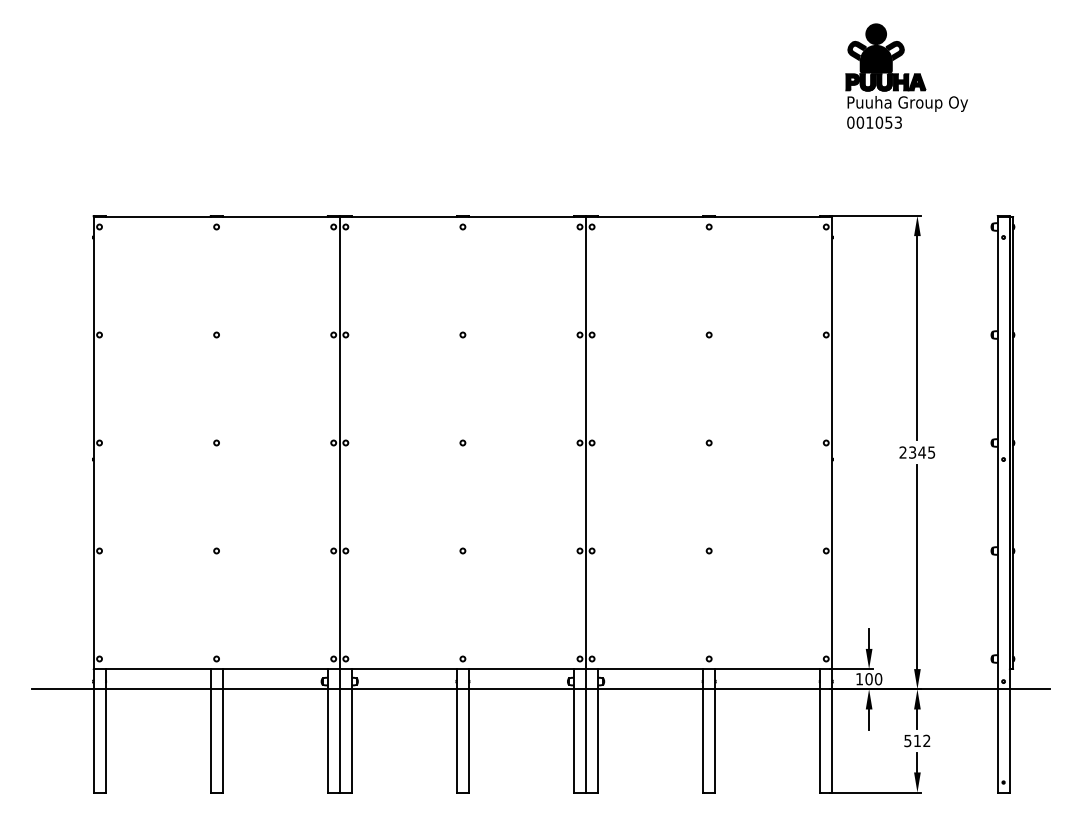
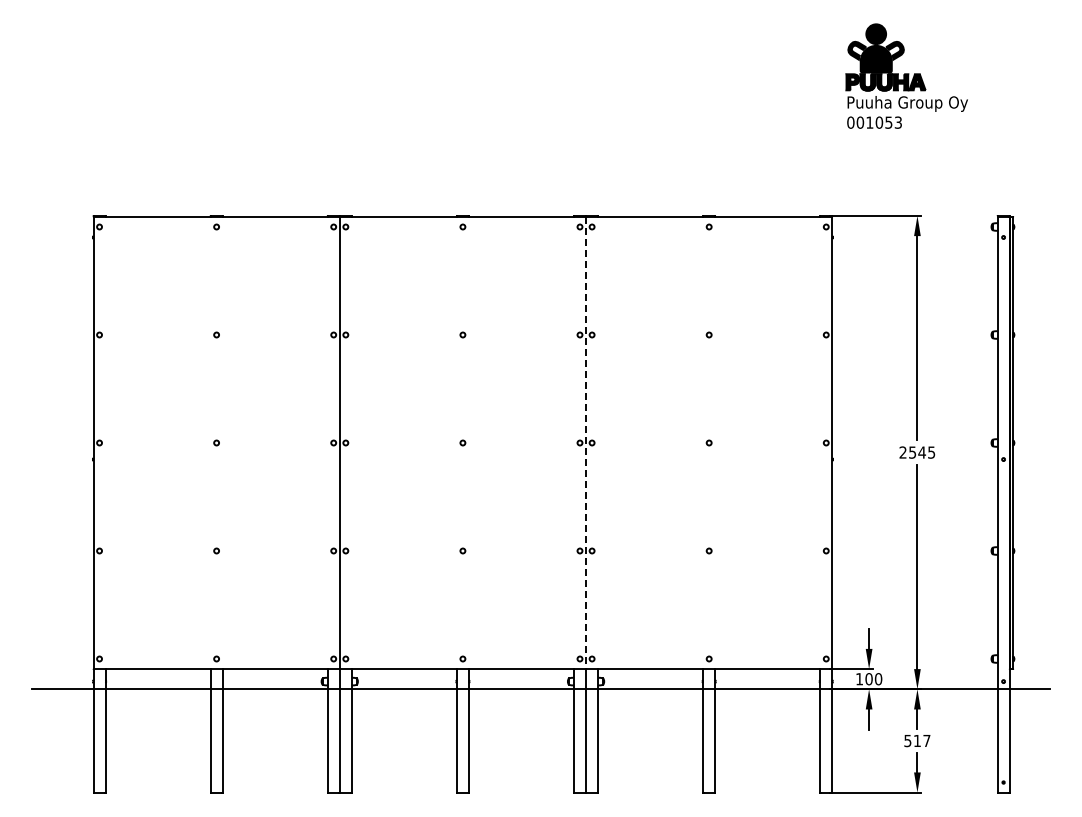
line: solid -> dashed (586, 443)
text: 2345 -> 2545 (912, 451)
text: 512 -> 517 (926, 740)
